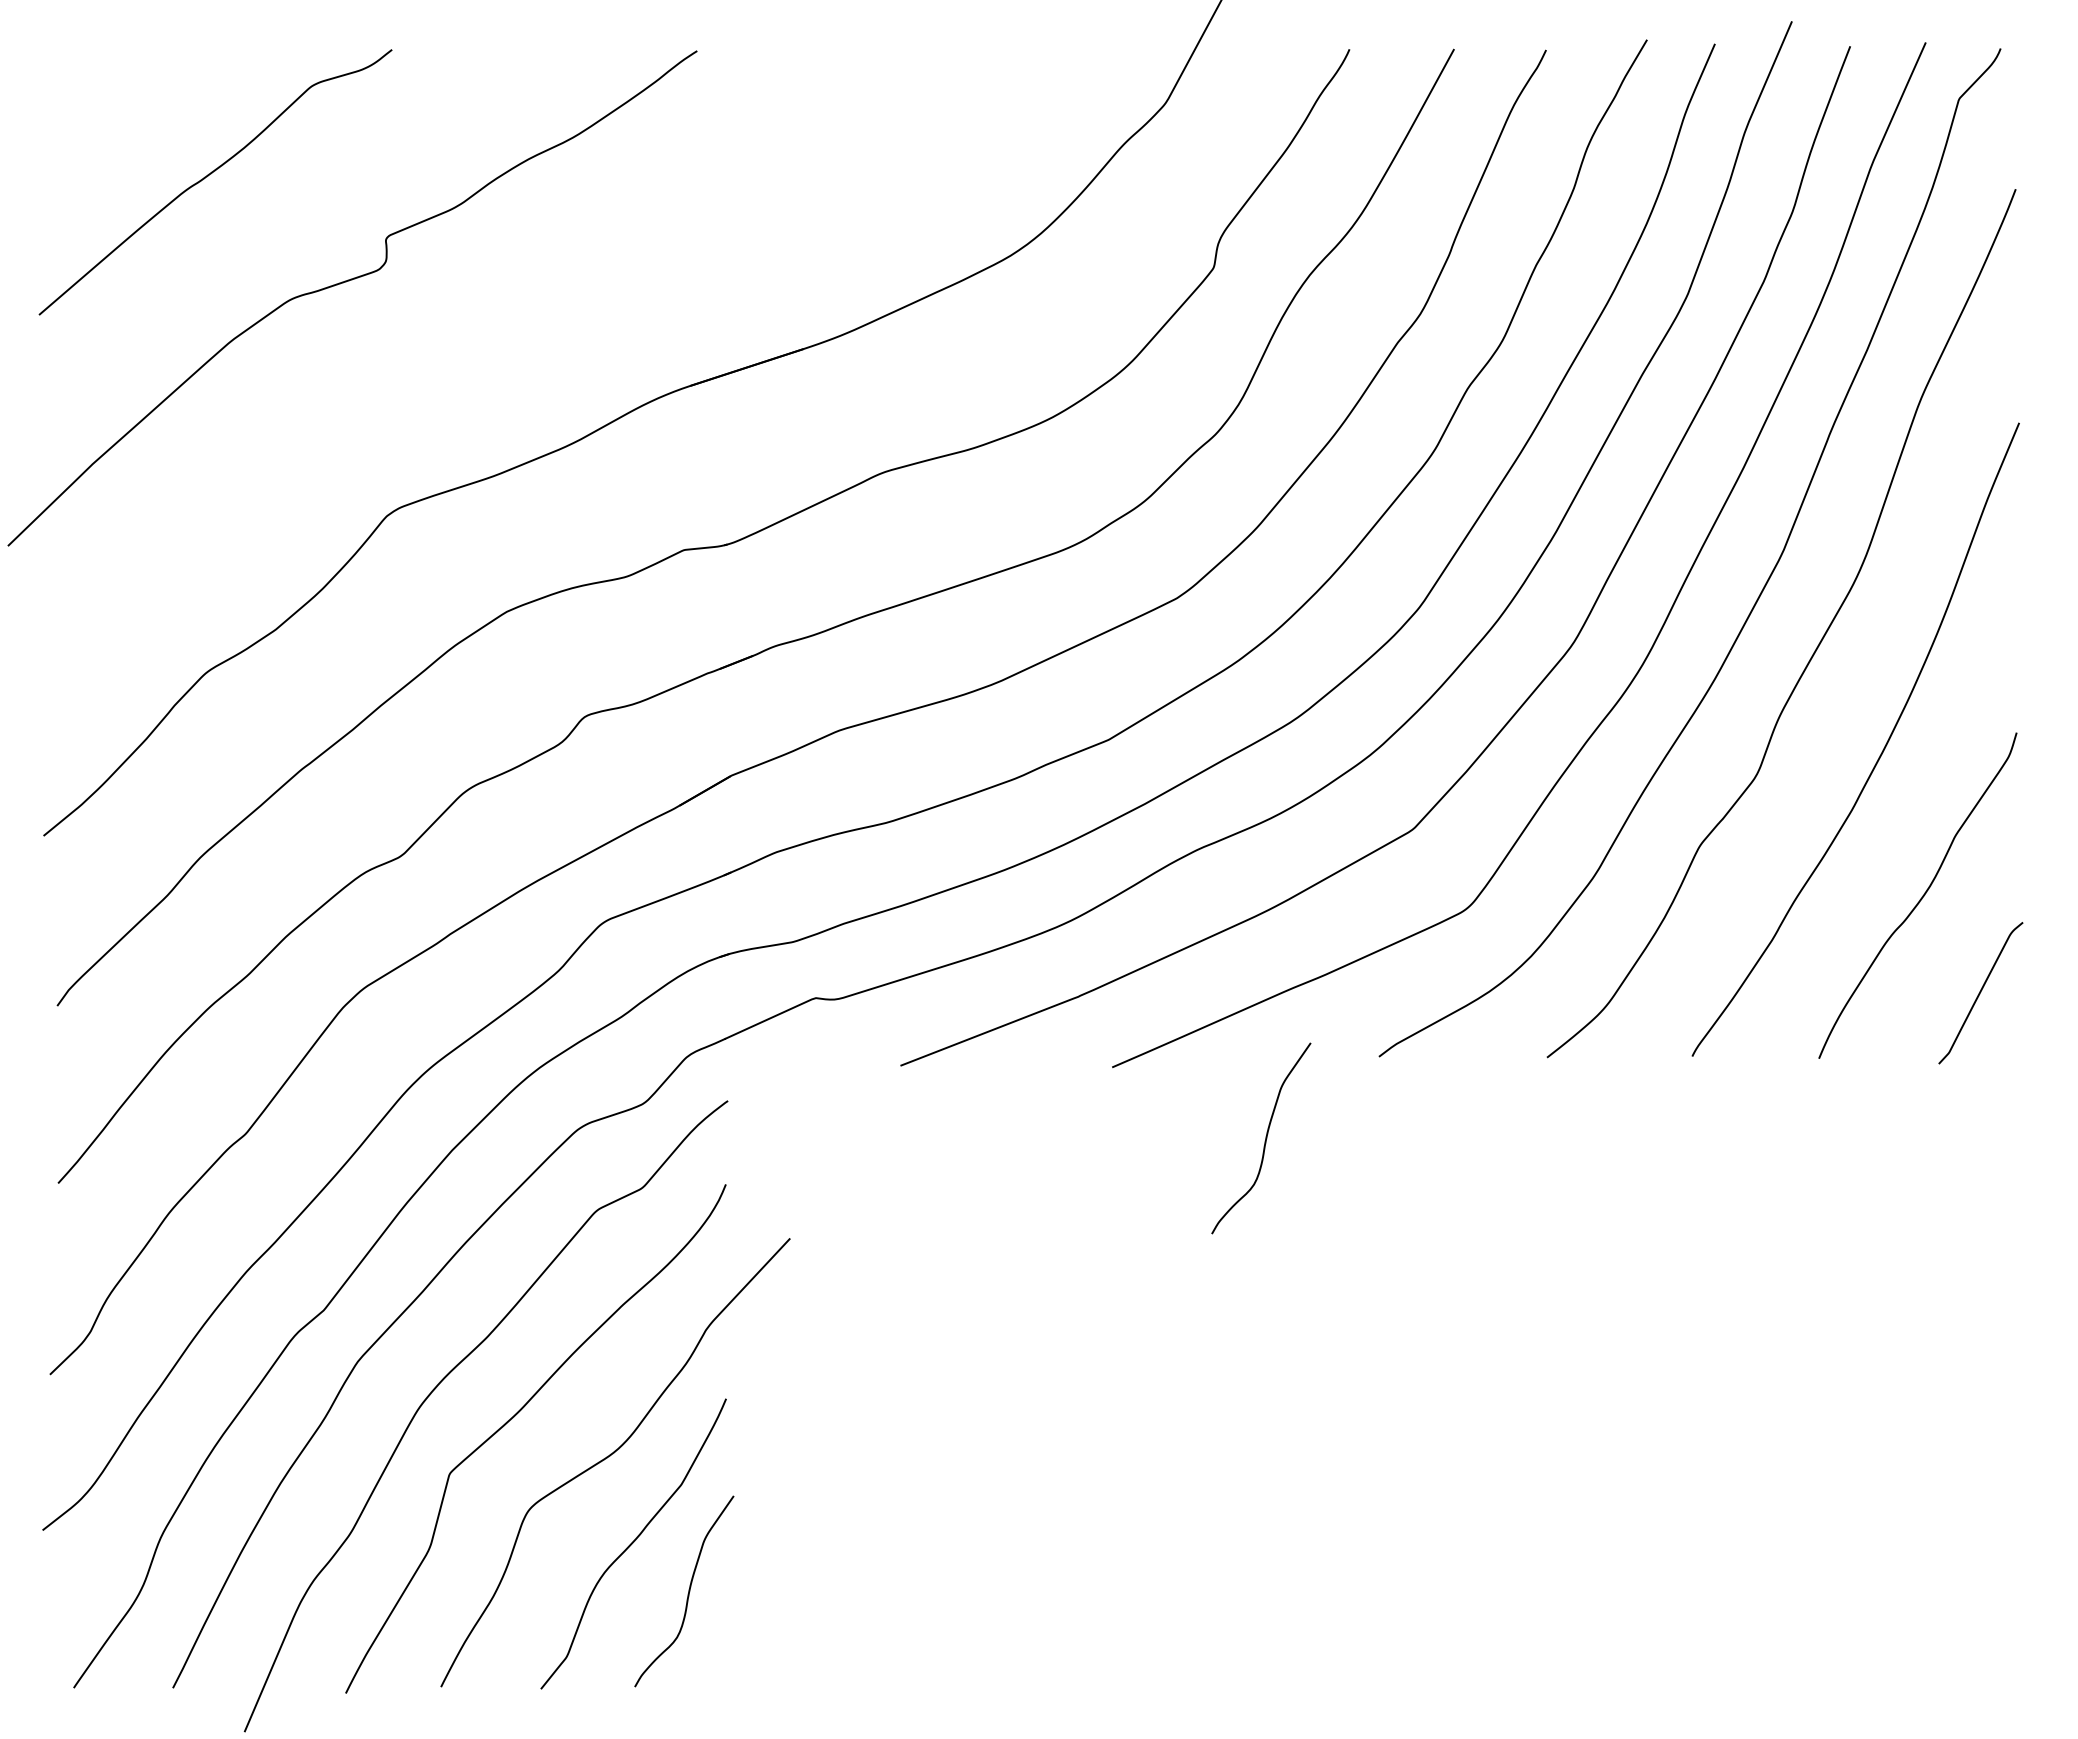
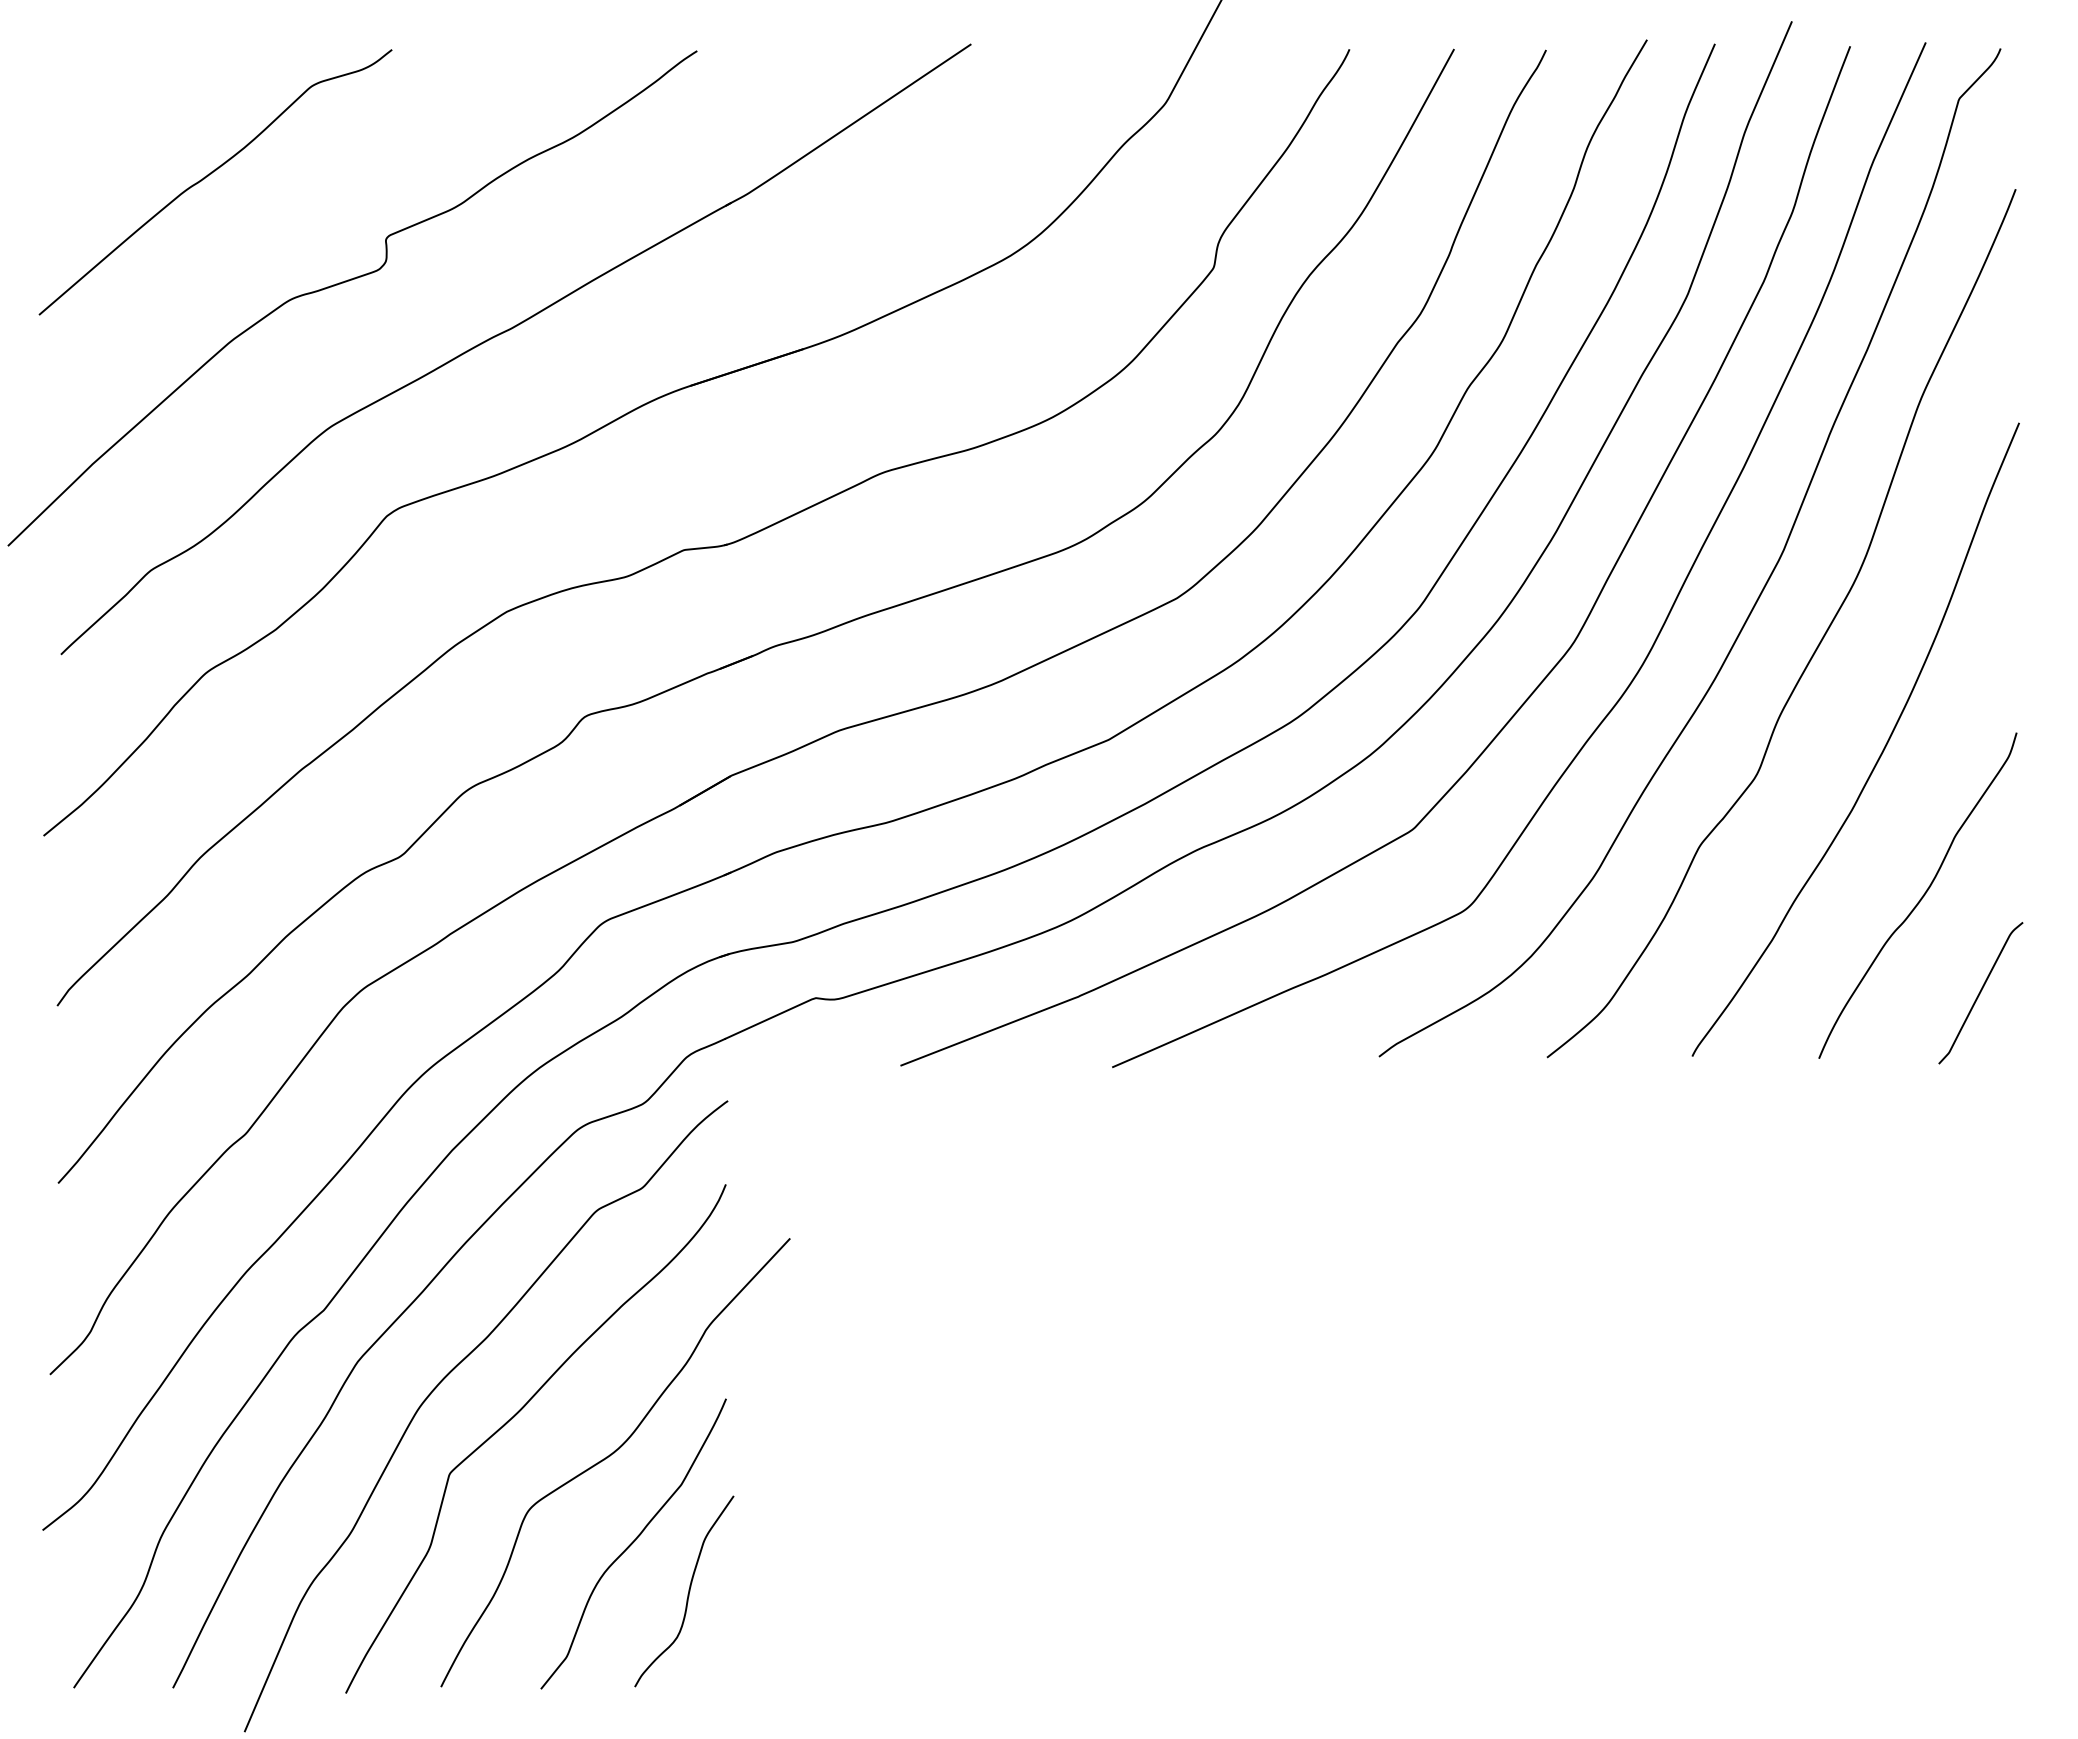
part: none -> present (510, 330)
curve: present -> none (1265, 1138)
